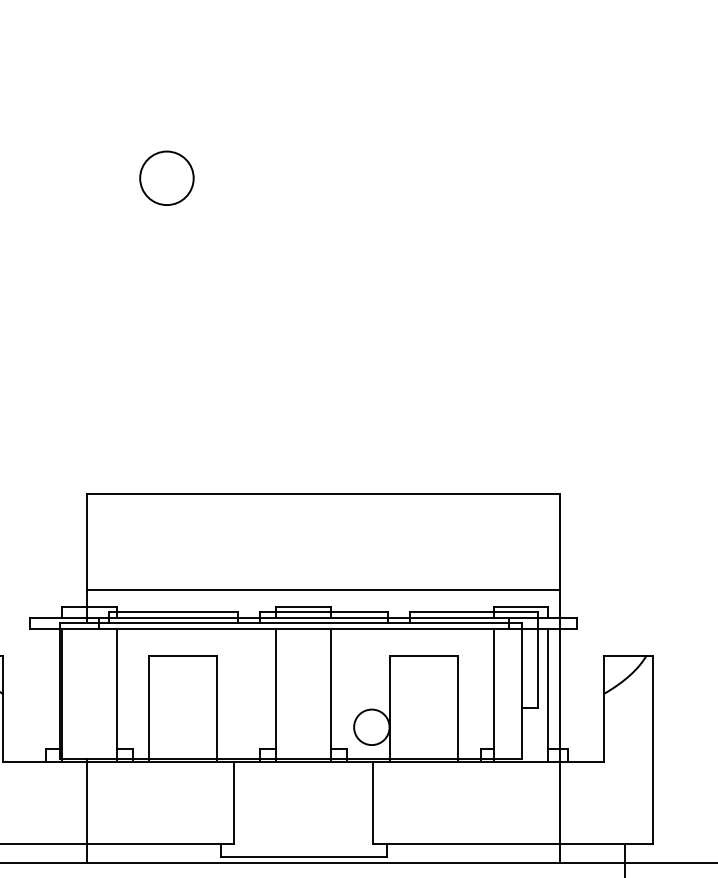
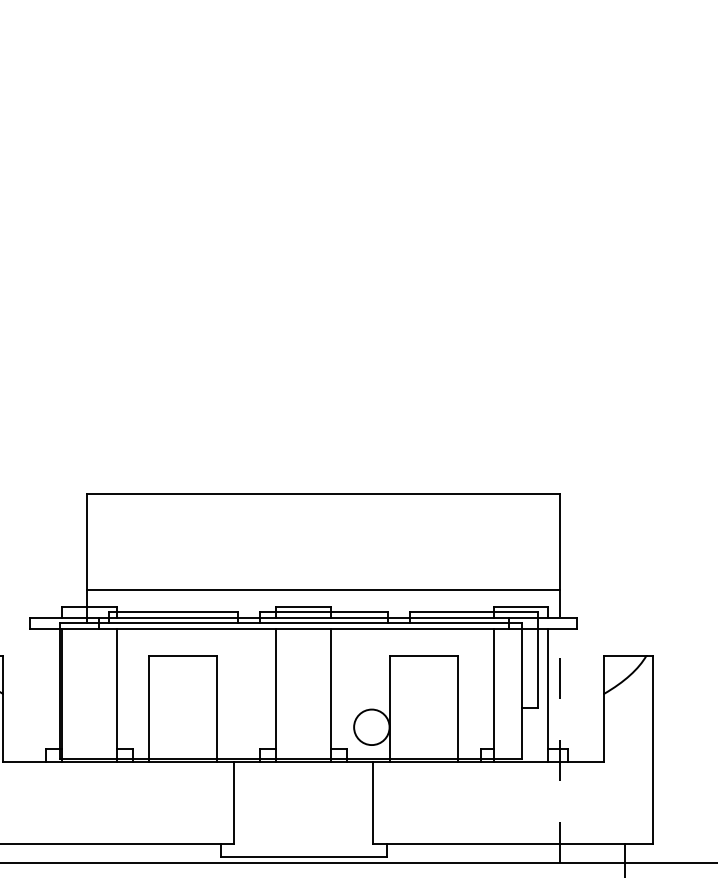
circle: present -> none (166, 177)
line: solid -> dashed (560, 726)
line: present -> none (87, 811)
